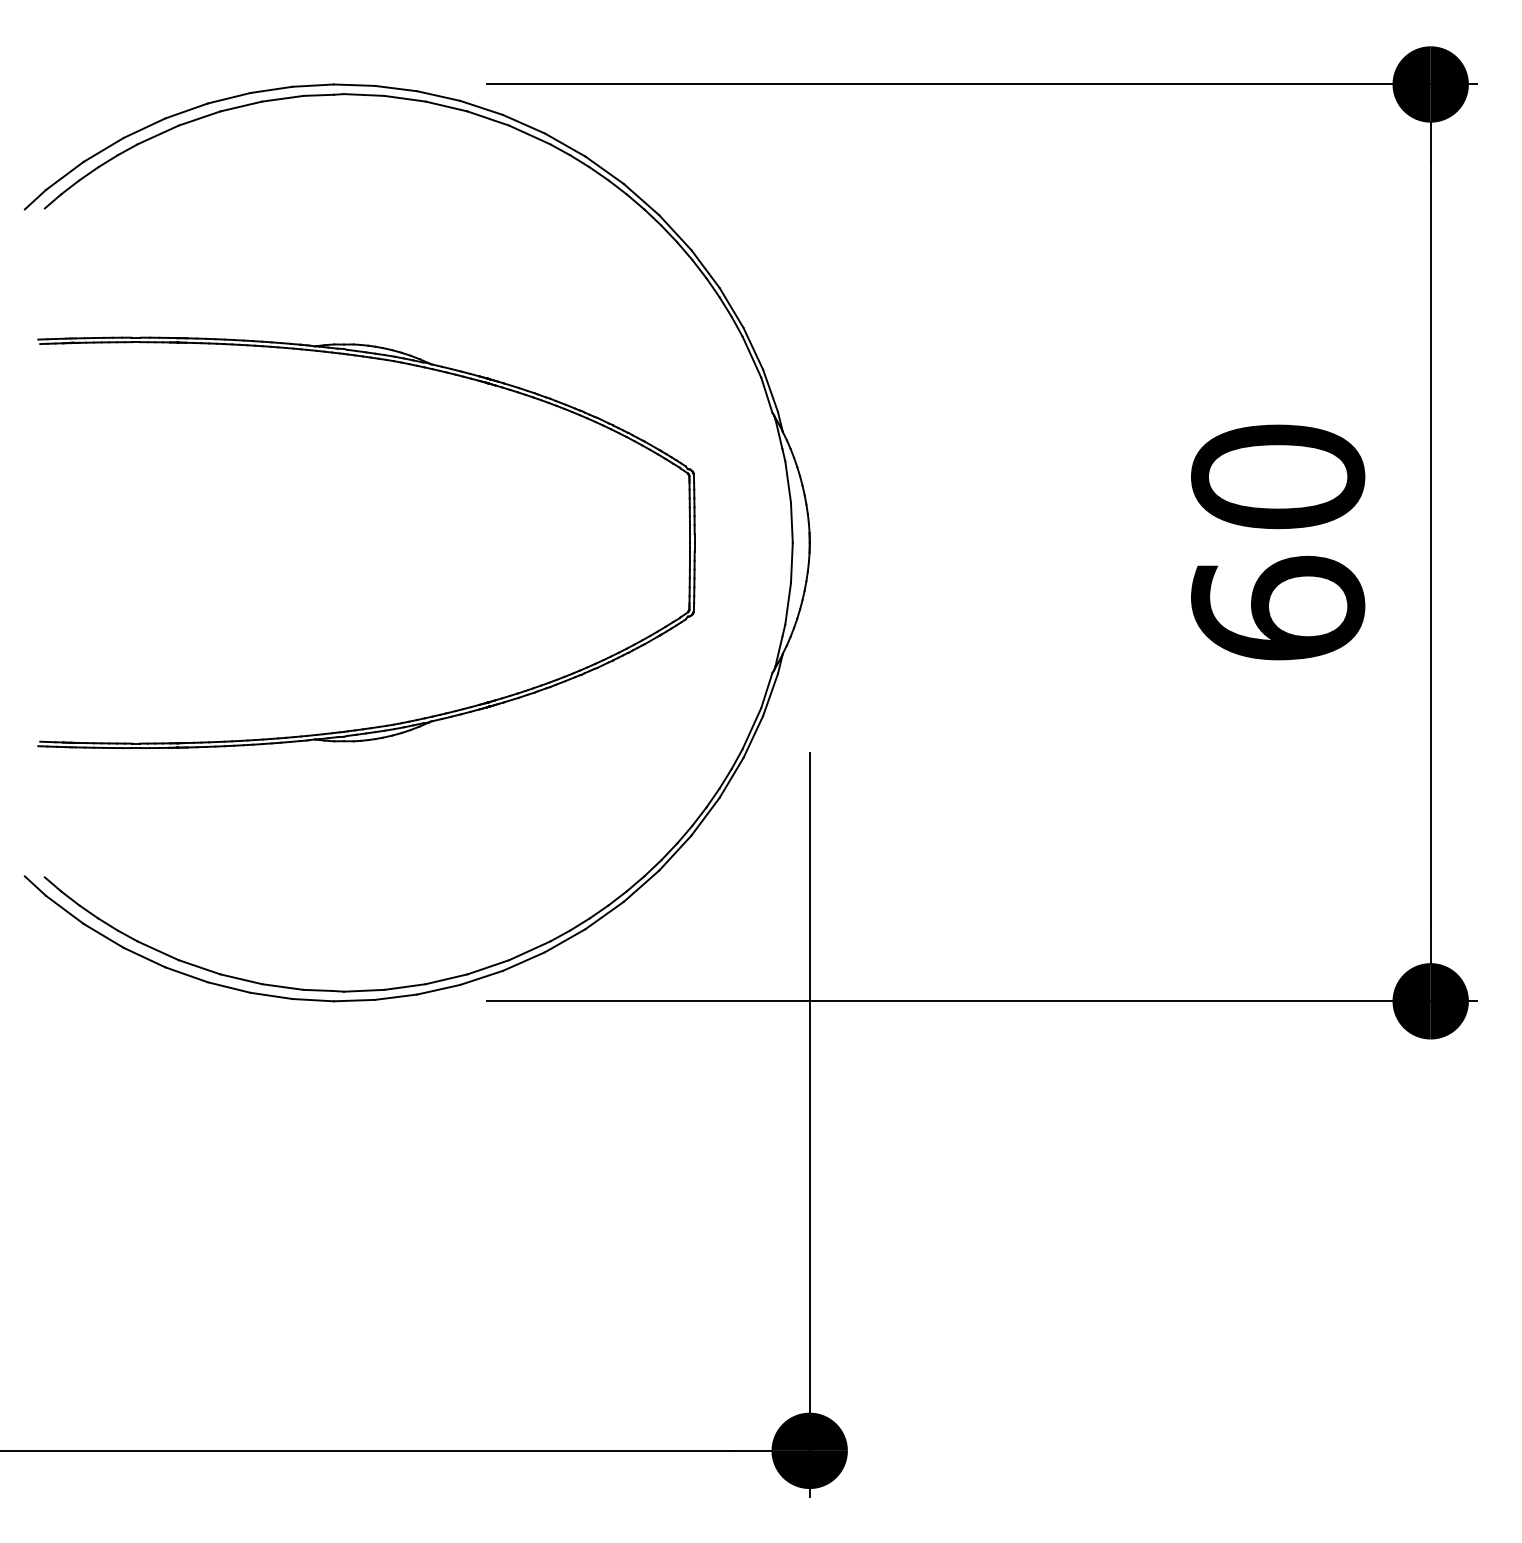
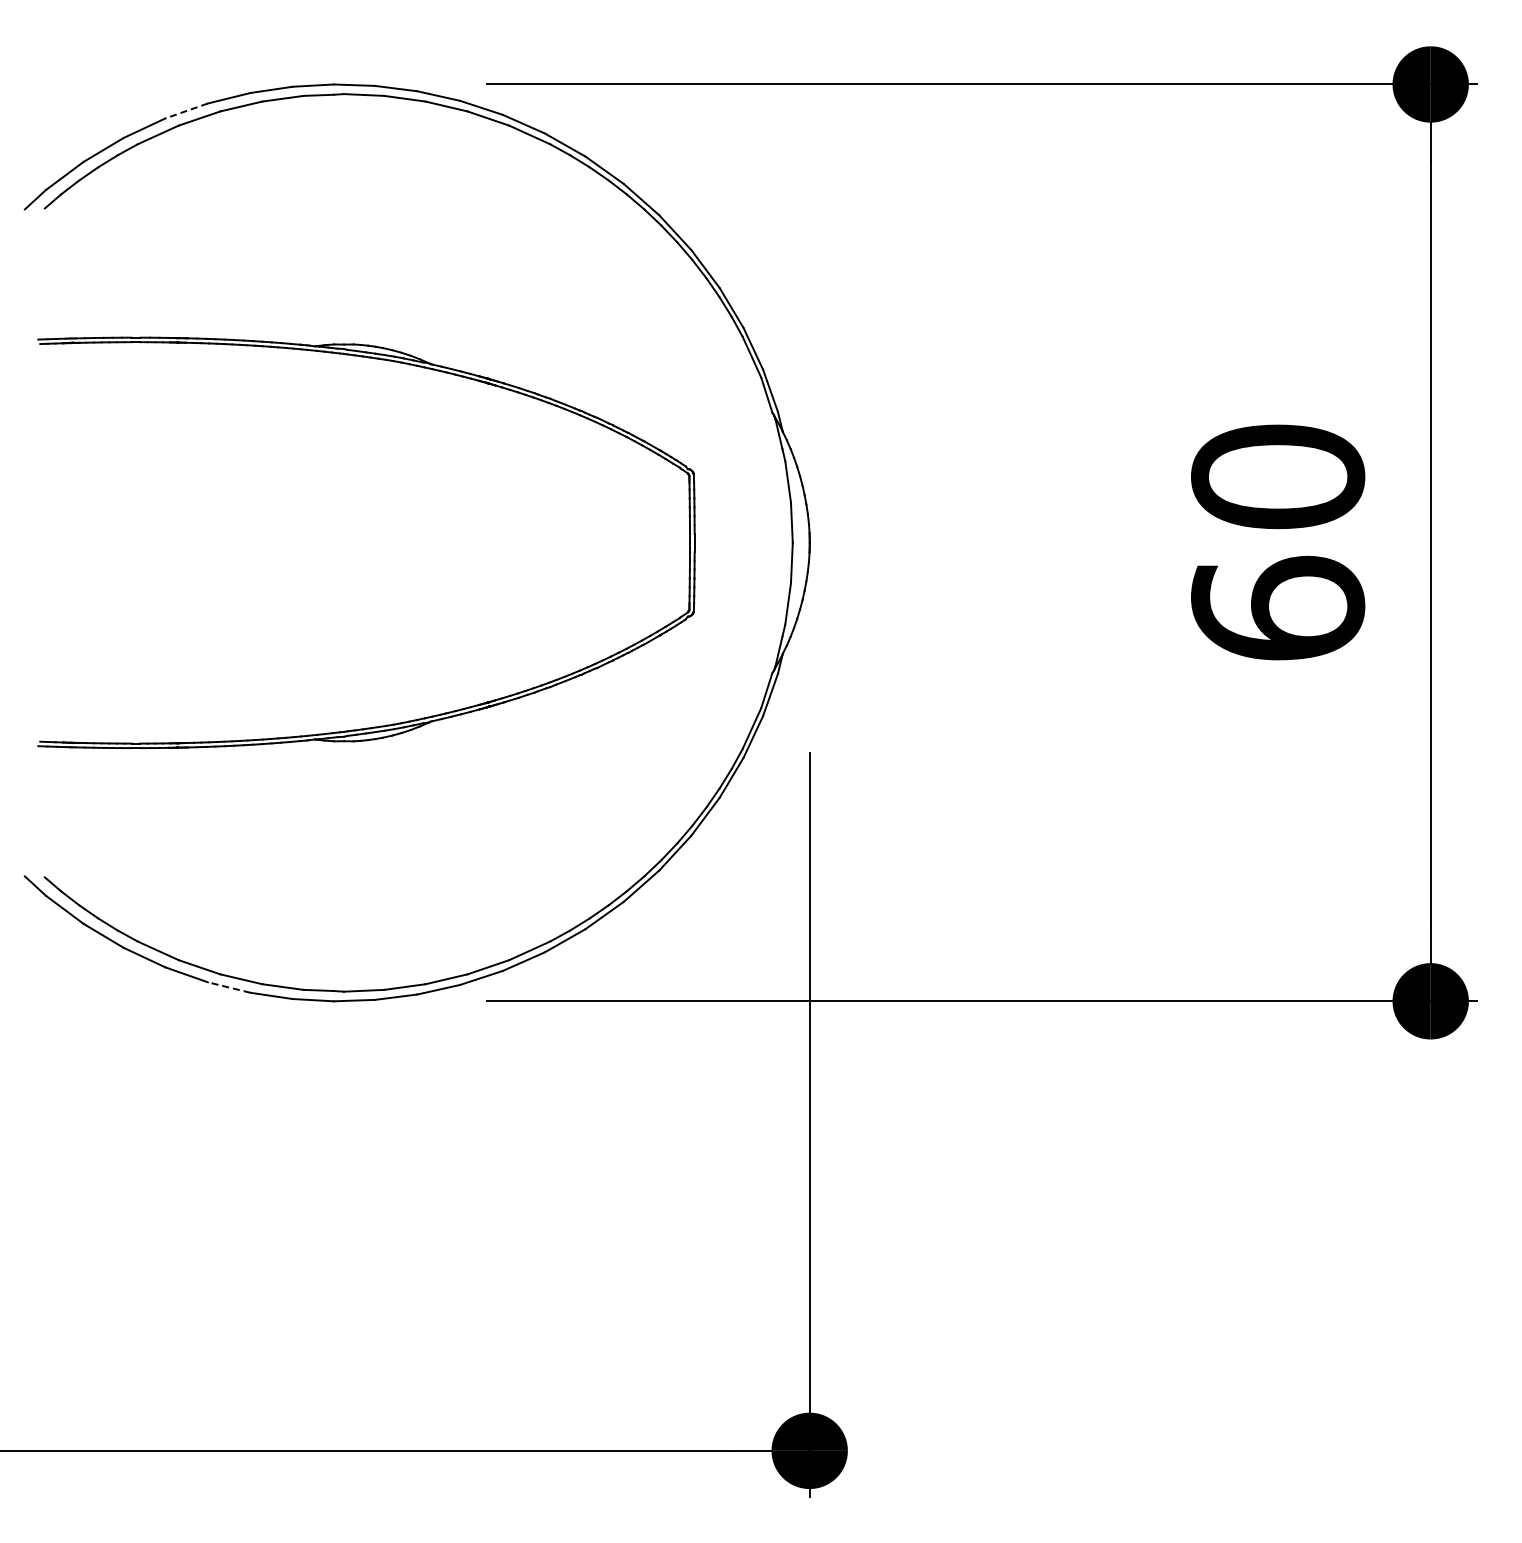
line: solid -> dashed (186, 110)
line: solid -> dashed (229, 987)
